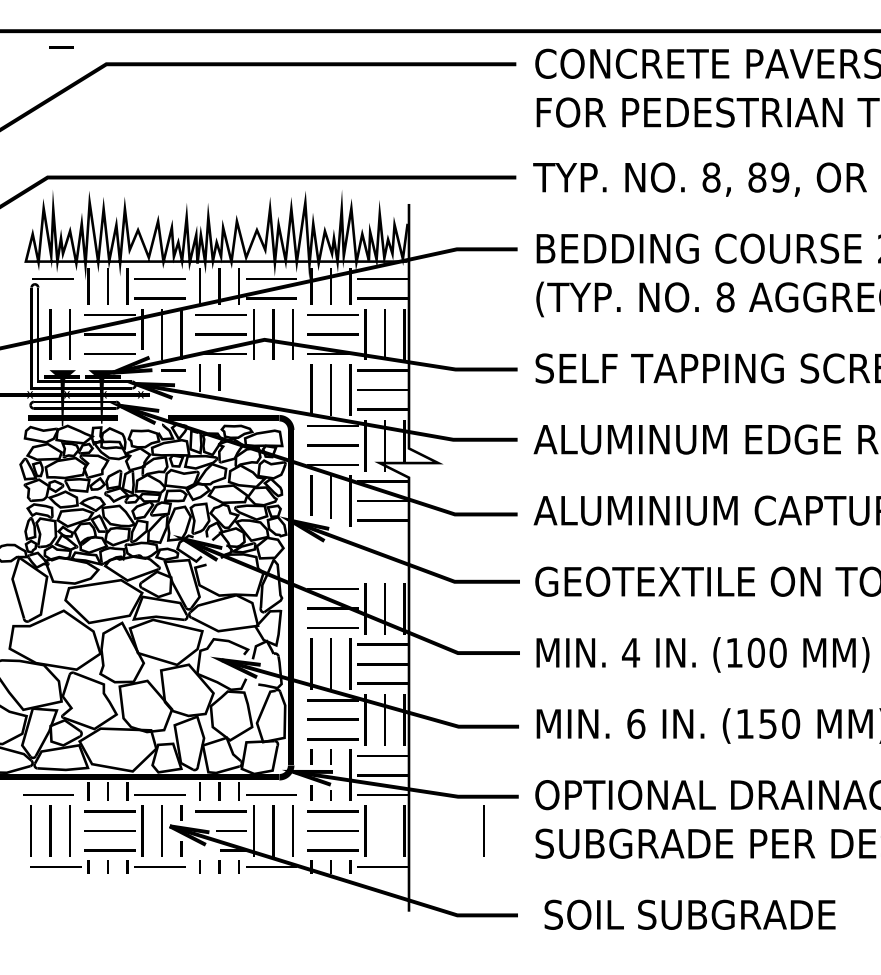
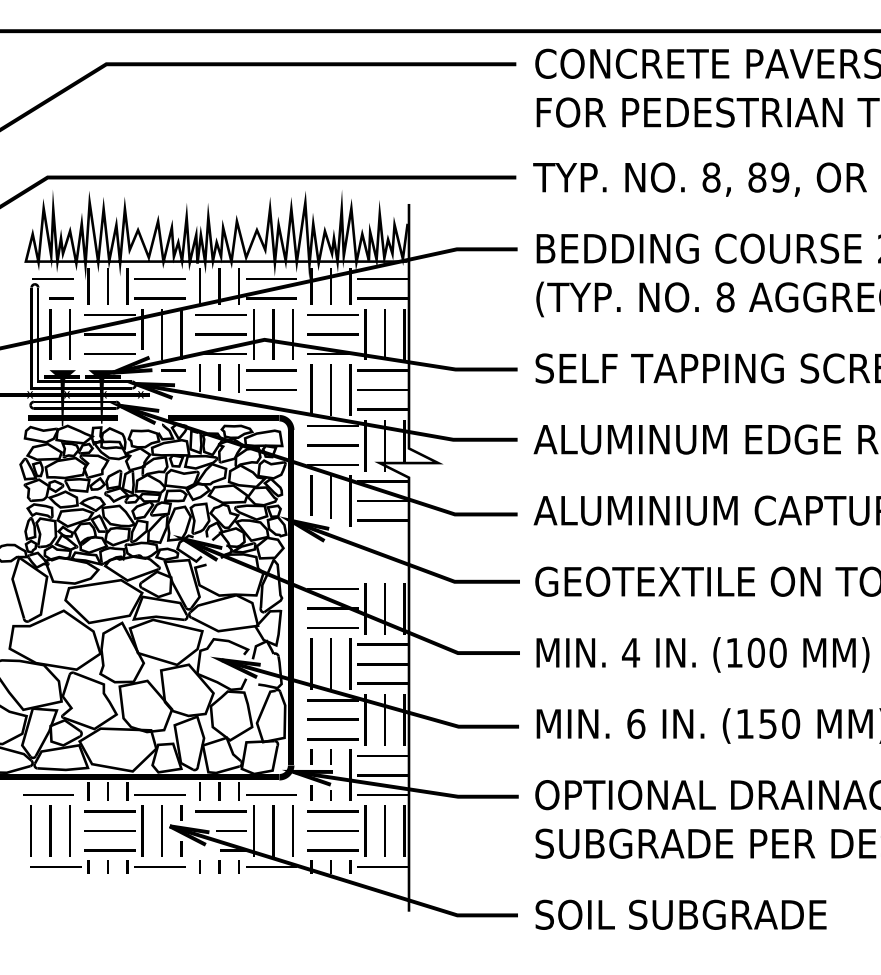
line position: (61, 47) -> (61, 298) (61, 298)
part: none -> present (267, 371)
line position: (483, 830) -> (384, 830) (384, 830)
text position: (689, 914) -> (680, 914) (680, 914)
